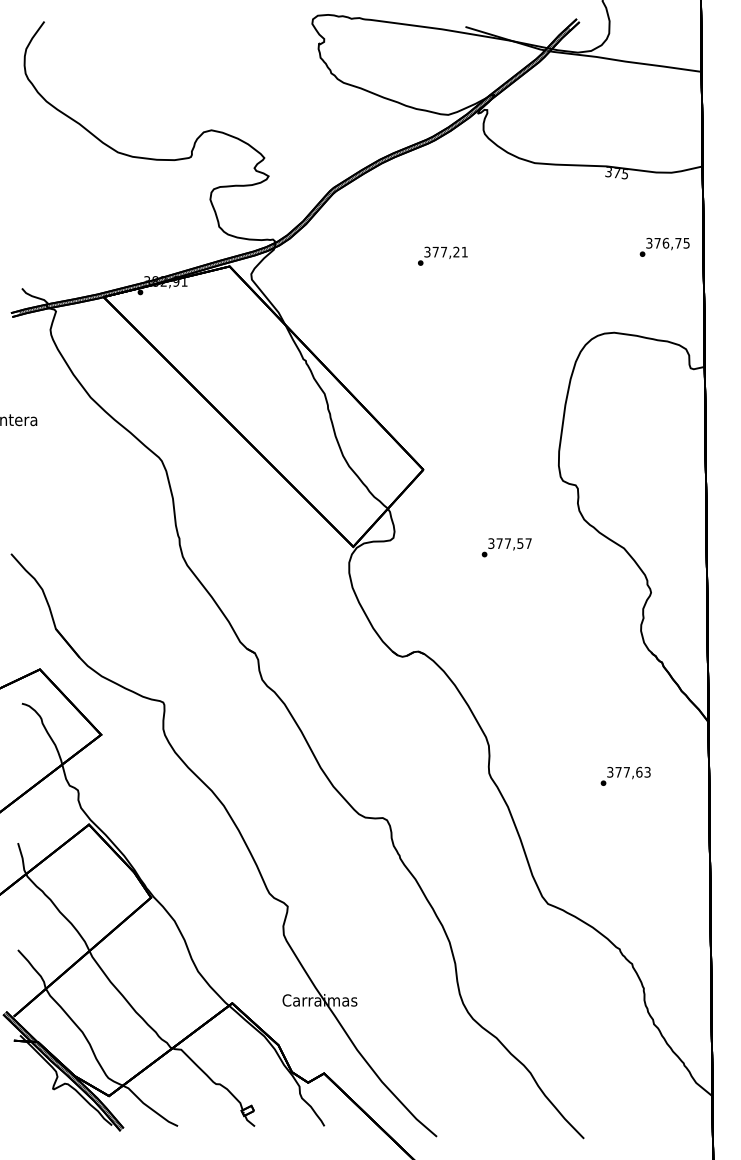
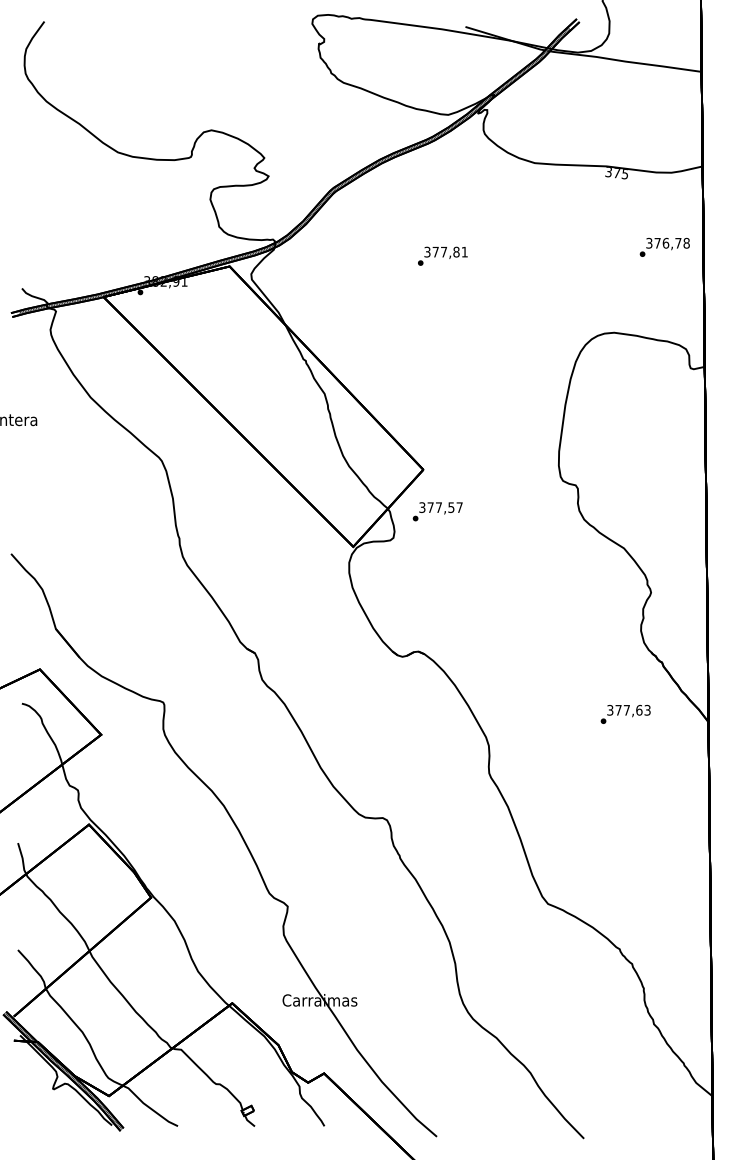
text: 376,75 -> 376,78 (686, 242)
text: 377,21 -> 377,81 (456, 251)
text position: (506, 547) -> (437, 511) (437, 511)
text position: (625, 776) -> (625, 714) (625, 714)
